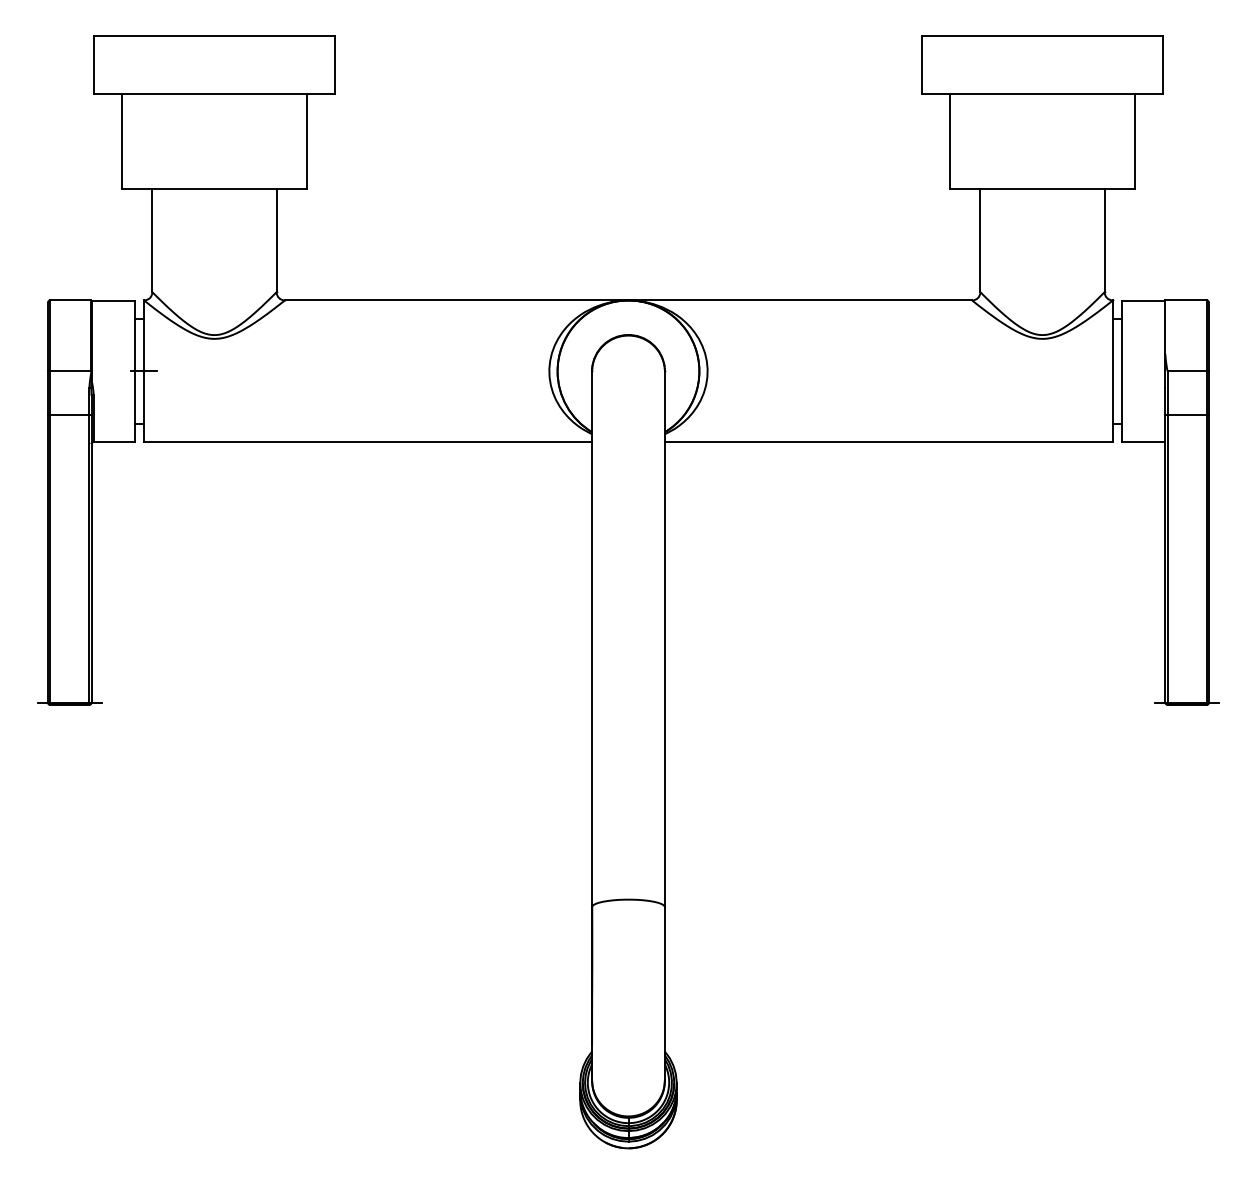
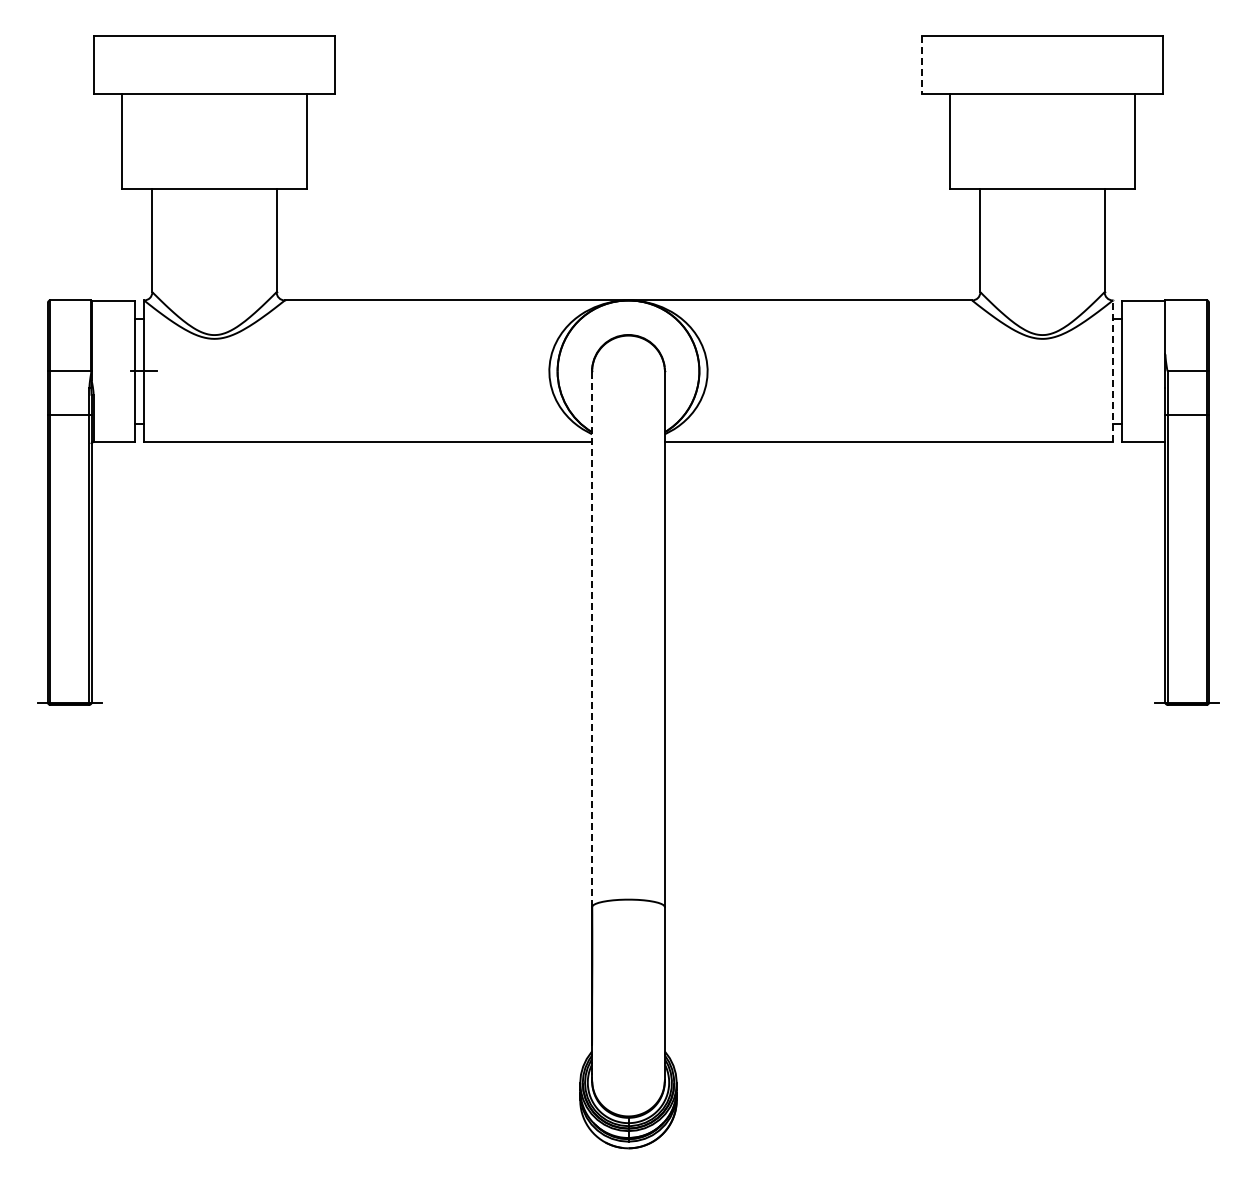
line: solid -> dashed (922, 64)
line: solid -> dashed (1113, 371)
line: solid -> dashed (592, 639)
